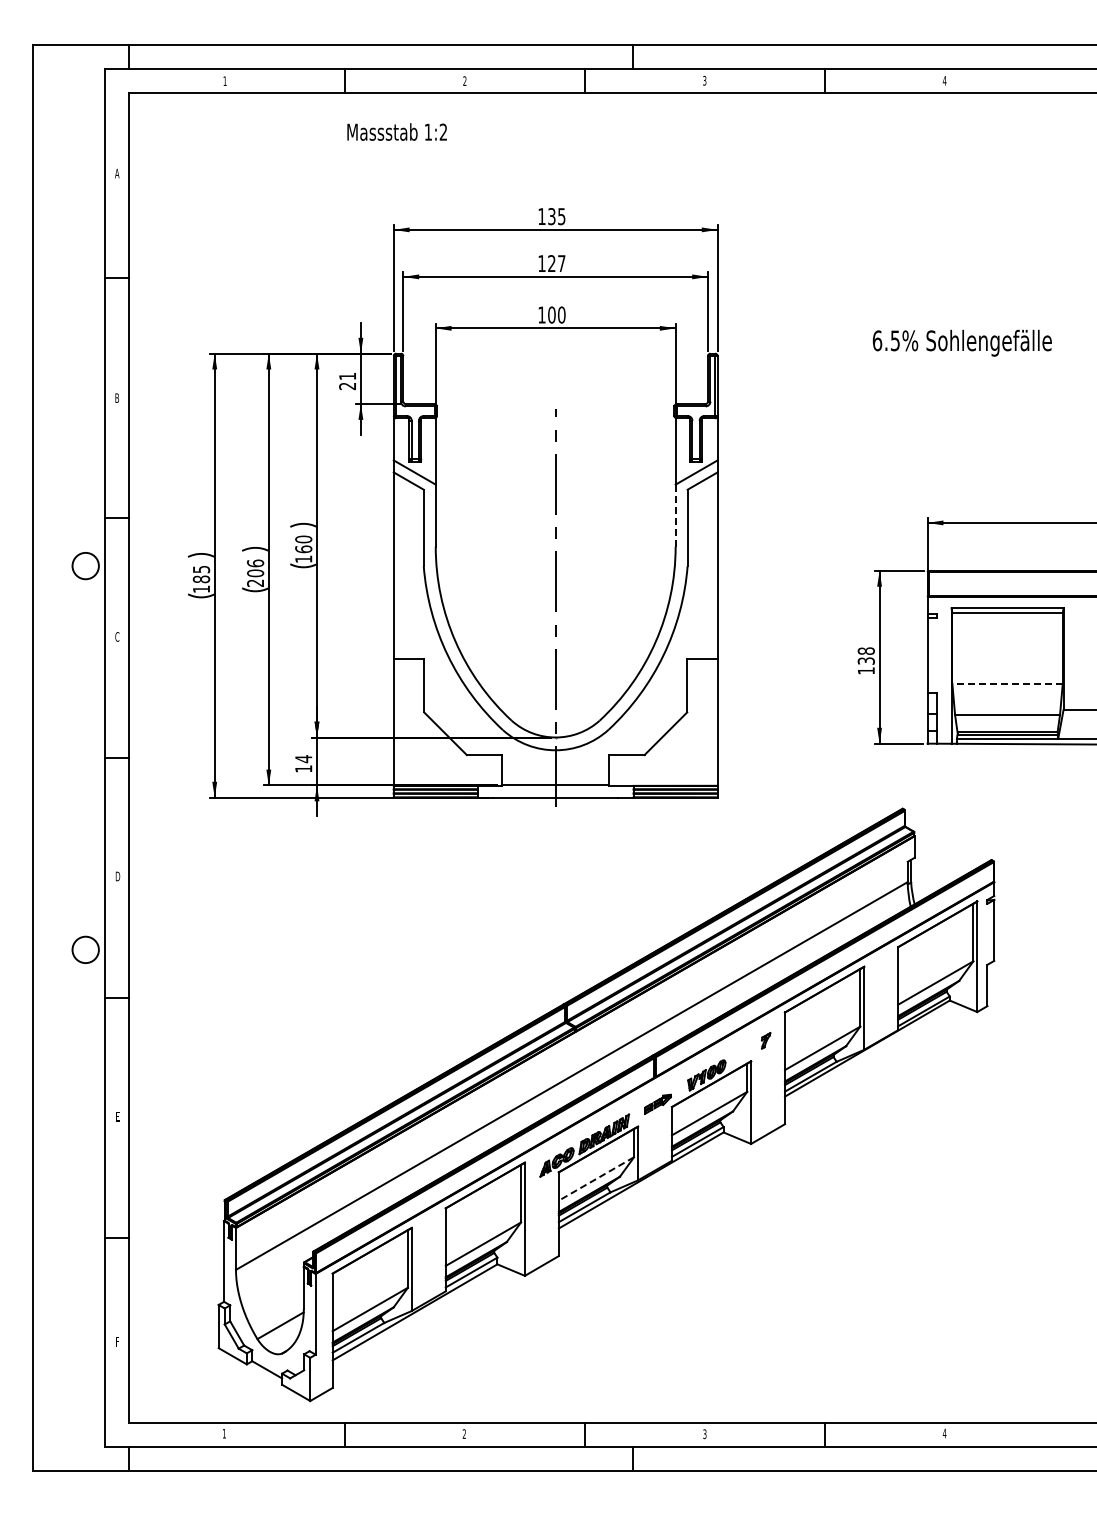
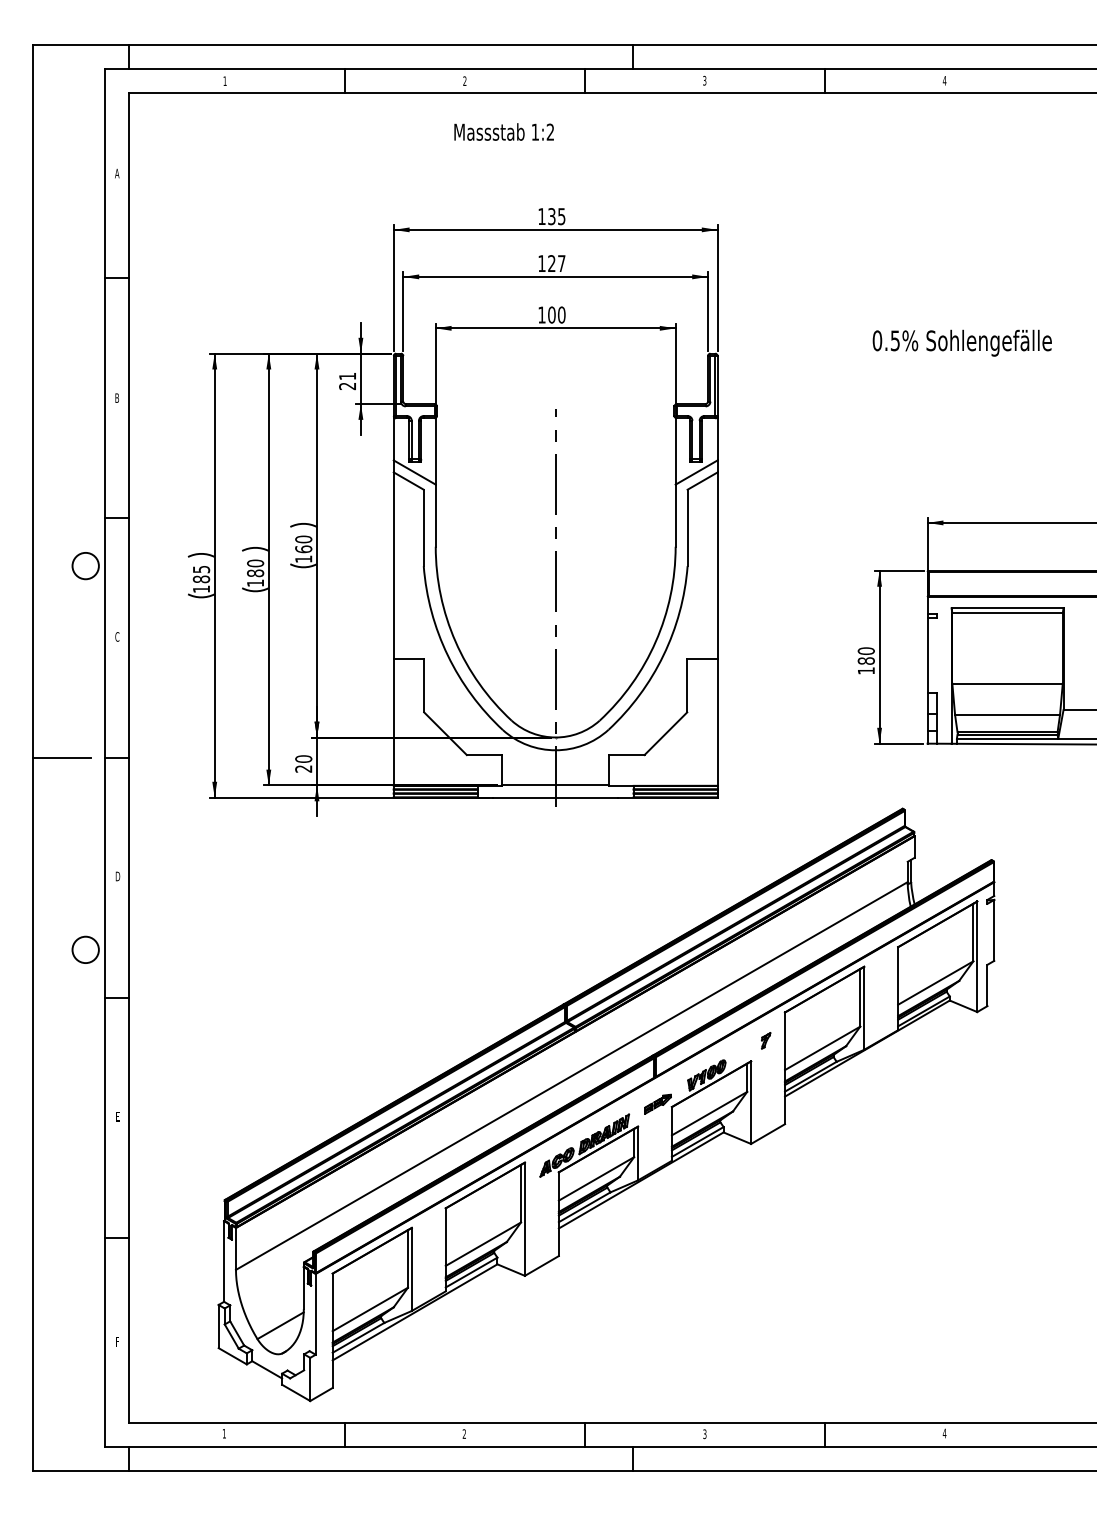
text position: (396, 131) -> (503, 131) (503, 131)
text: 6.5% -> 0.5% (877, 340)
line: dashed -> solid (675, 516)
text: 206 -> 180 (255, 572)
text: 138 -> 180 (865, 655)
line: dashed -> solid (1007, 683)
line: none -> present (61, 758)
text: 14 -> 20 (303, 763)
line: dashed -> solid (596, 1179)
